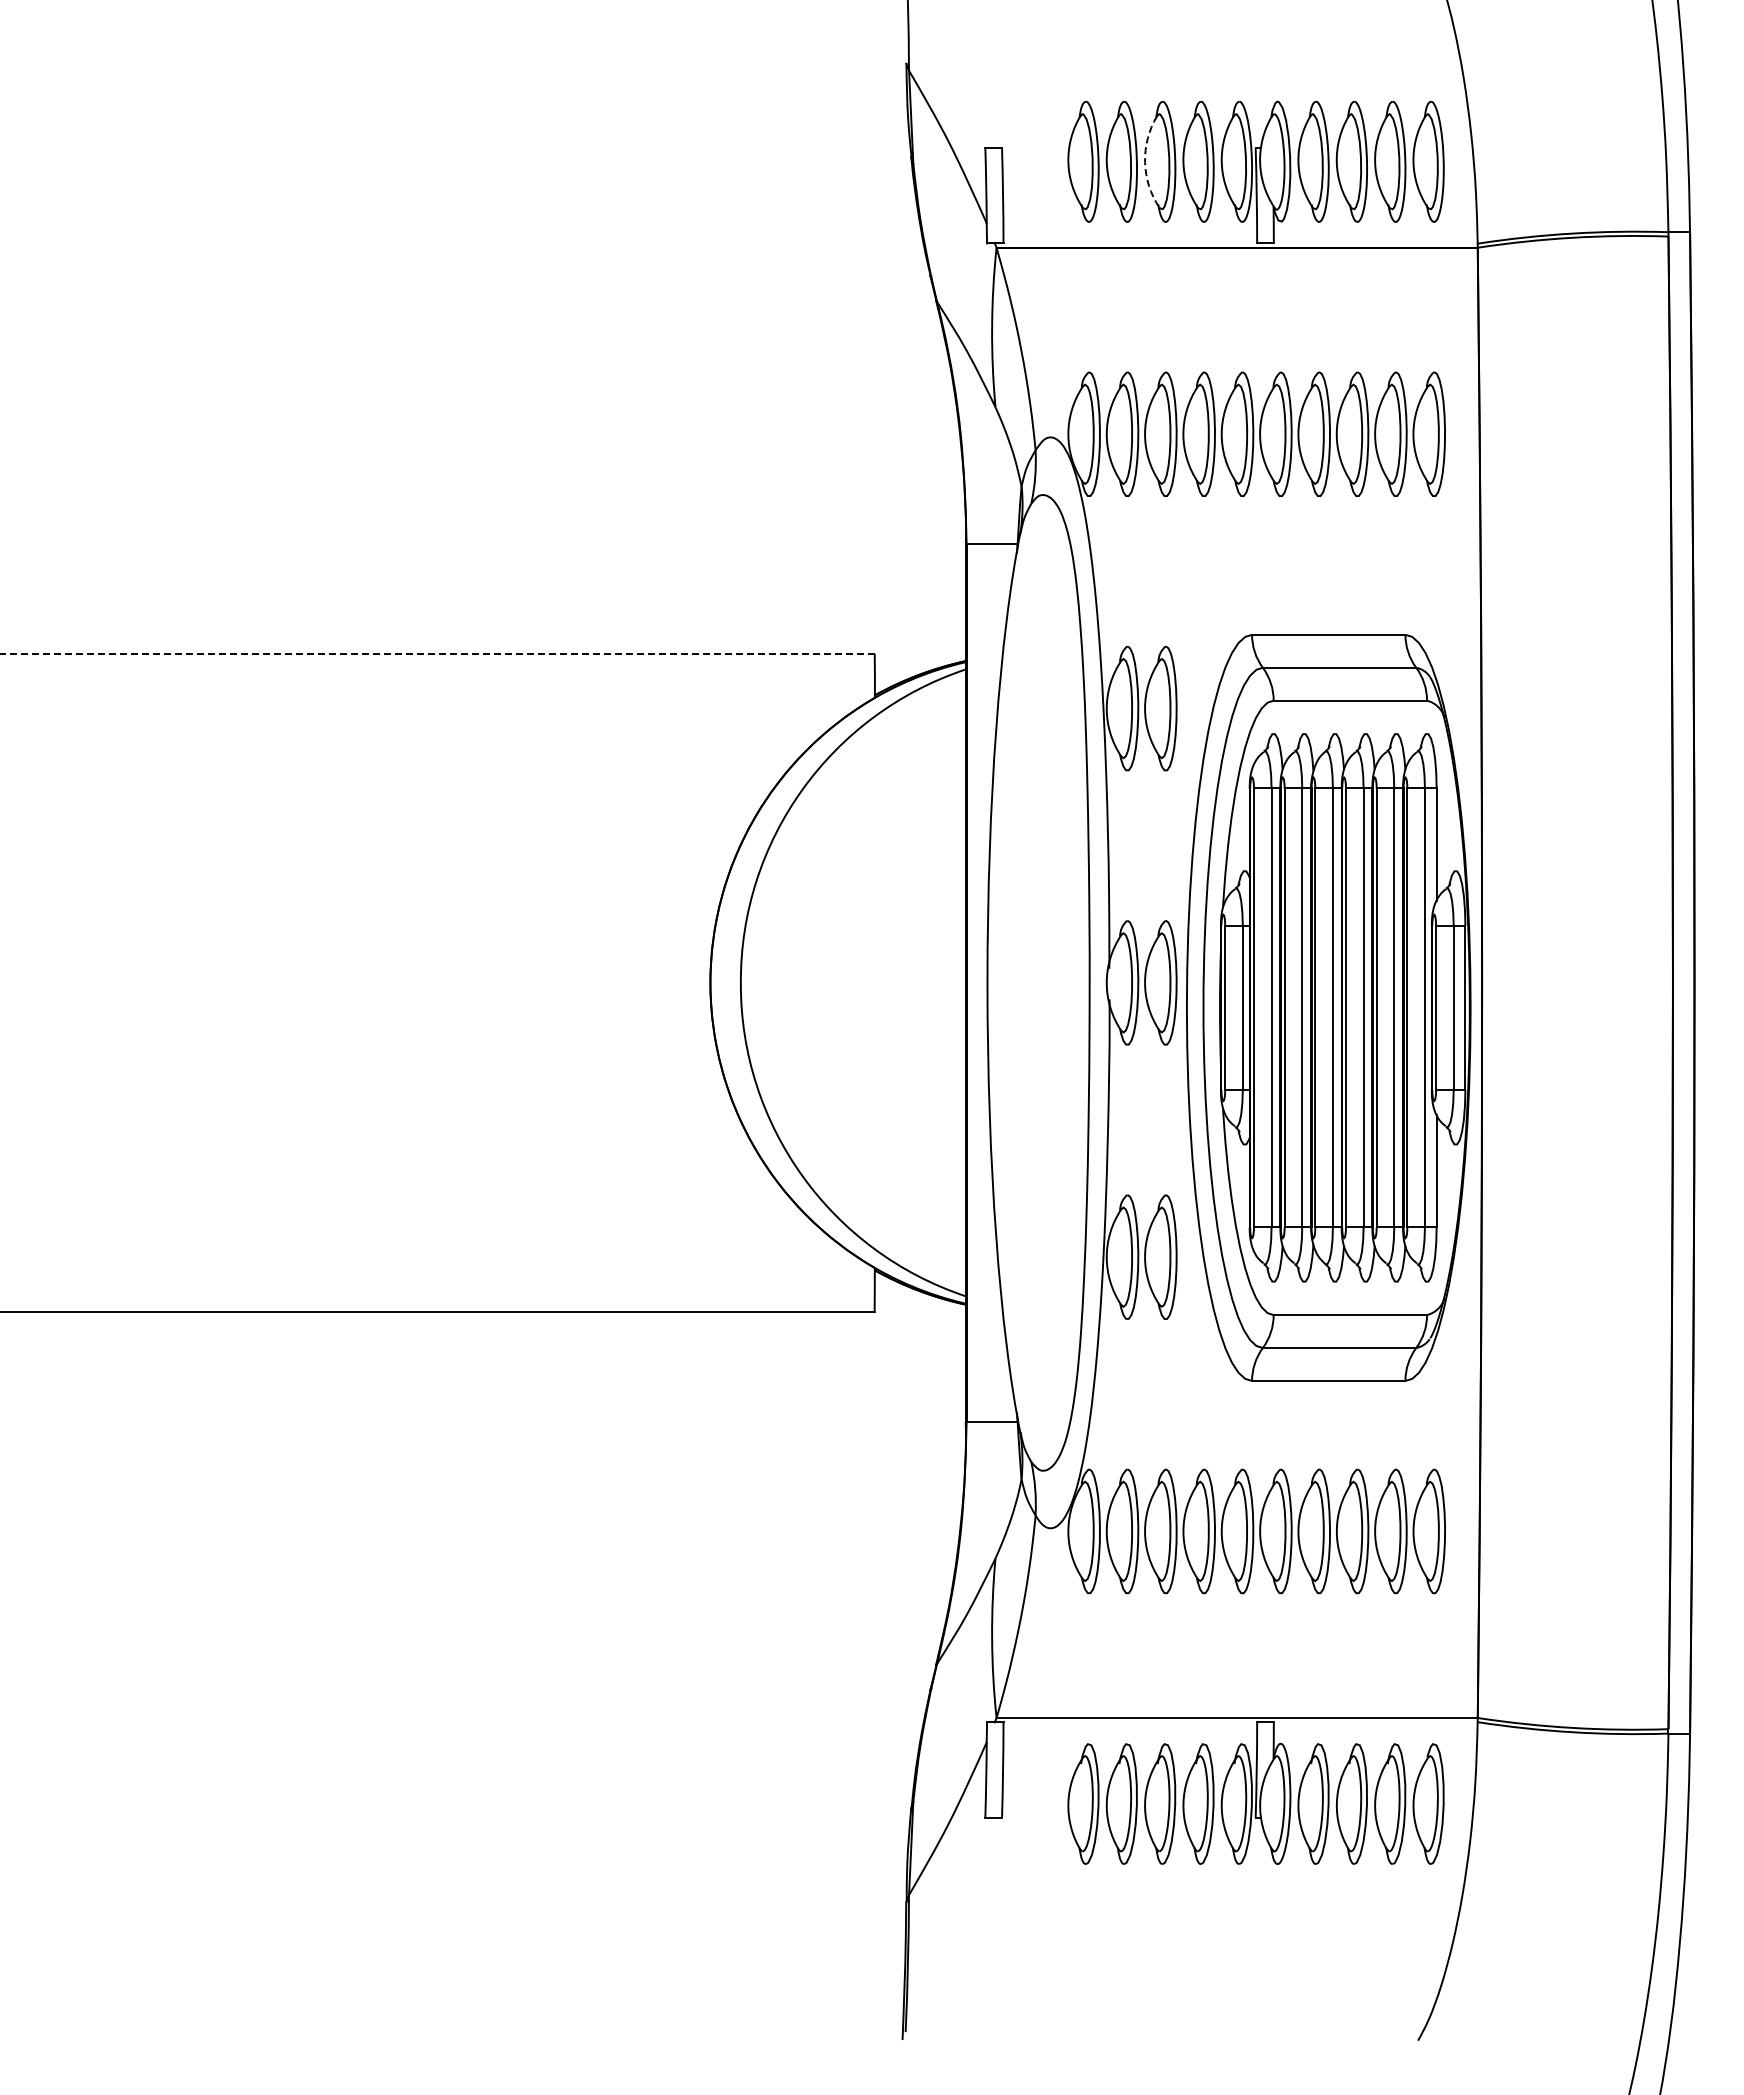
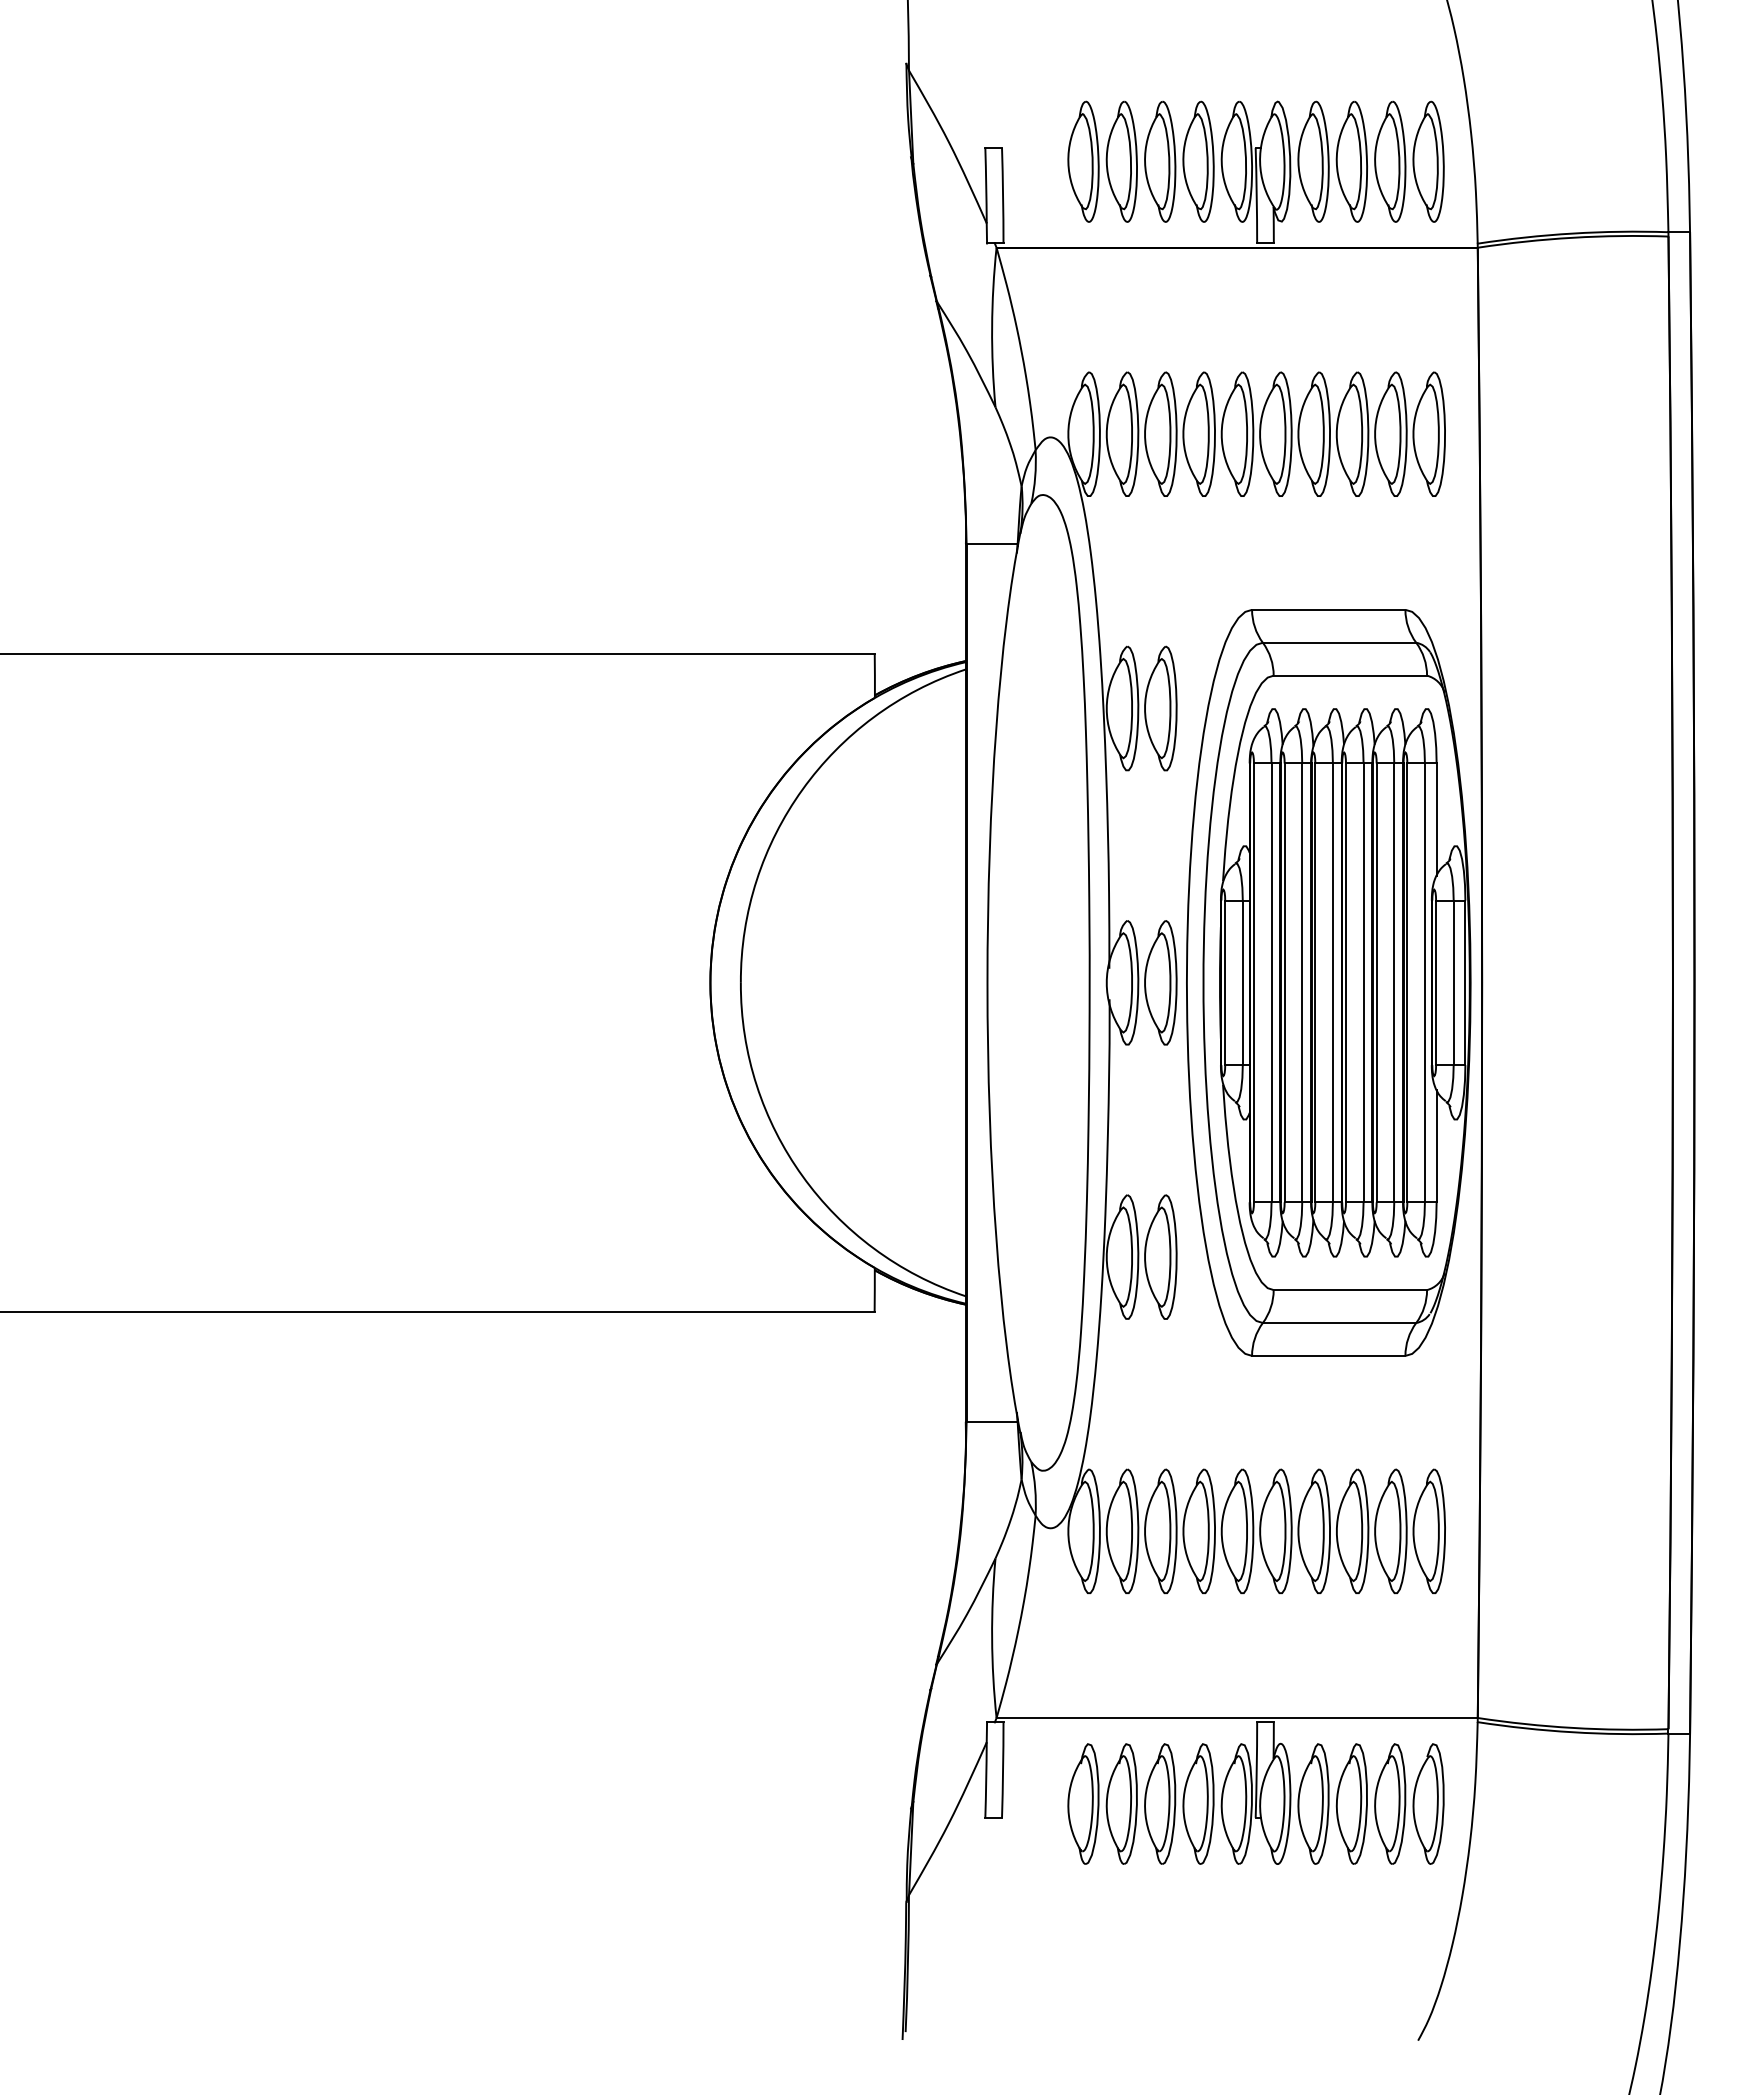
arc: dashed -> solid (1145, 162)
line: dashed -> solid (436, 653)
part position: (1328, 1007) -> (1328, 982) (1328, 982)
